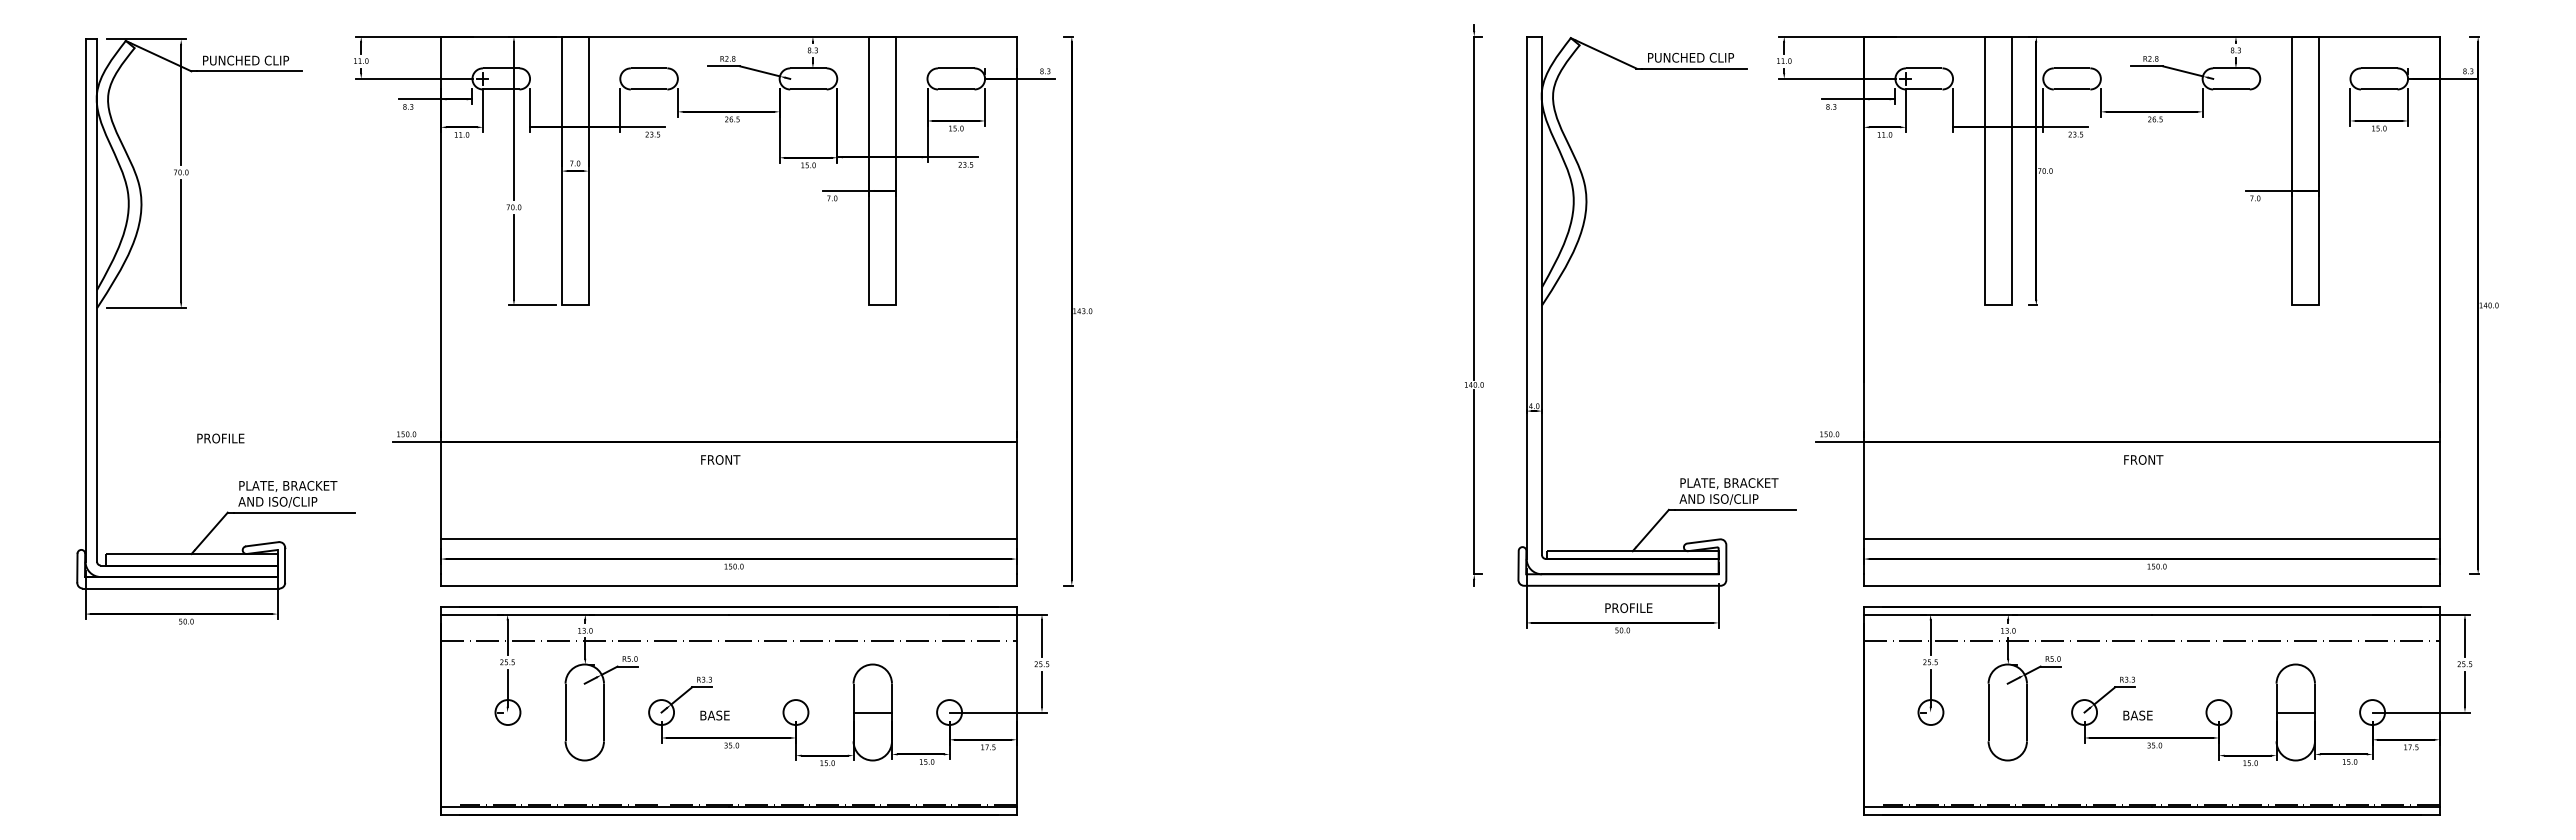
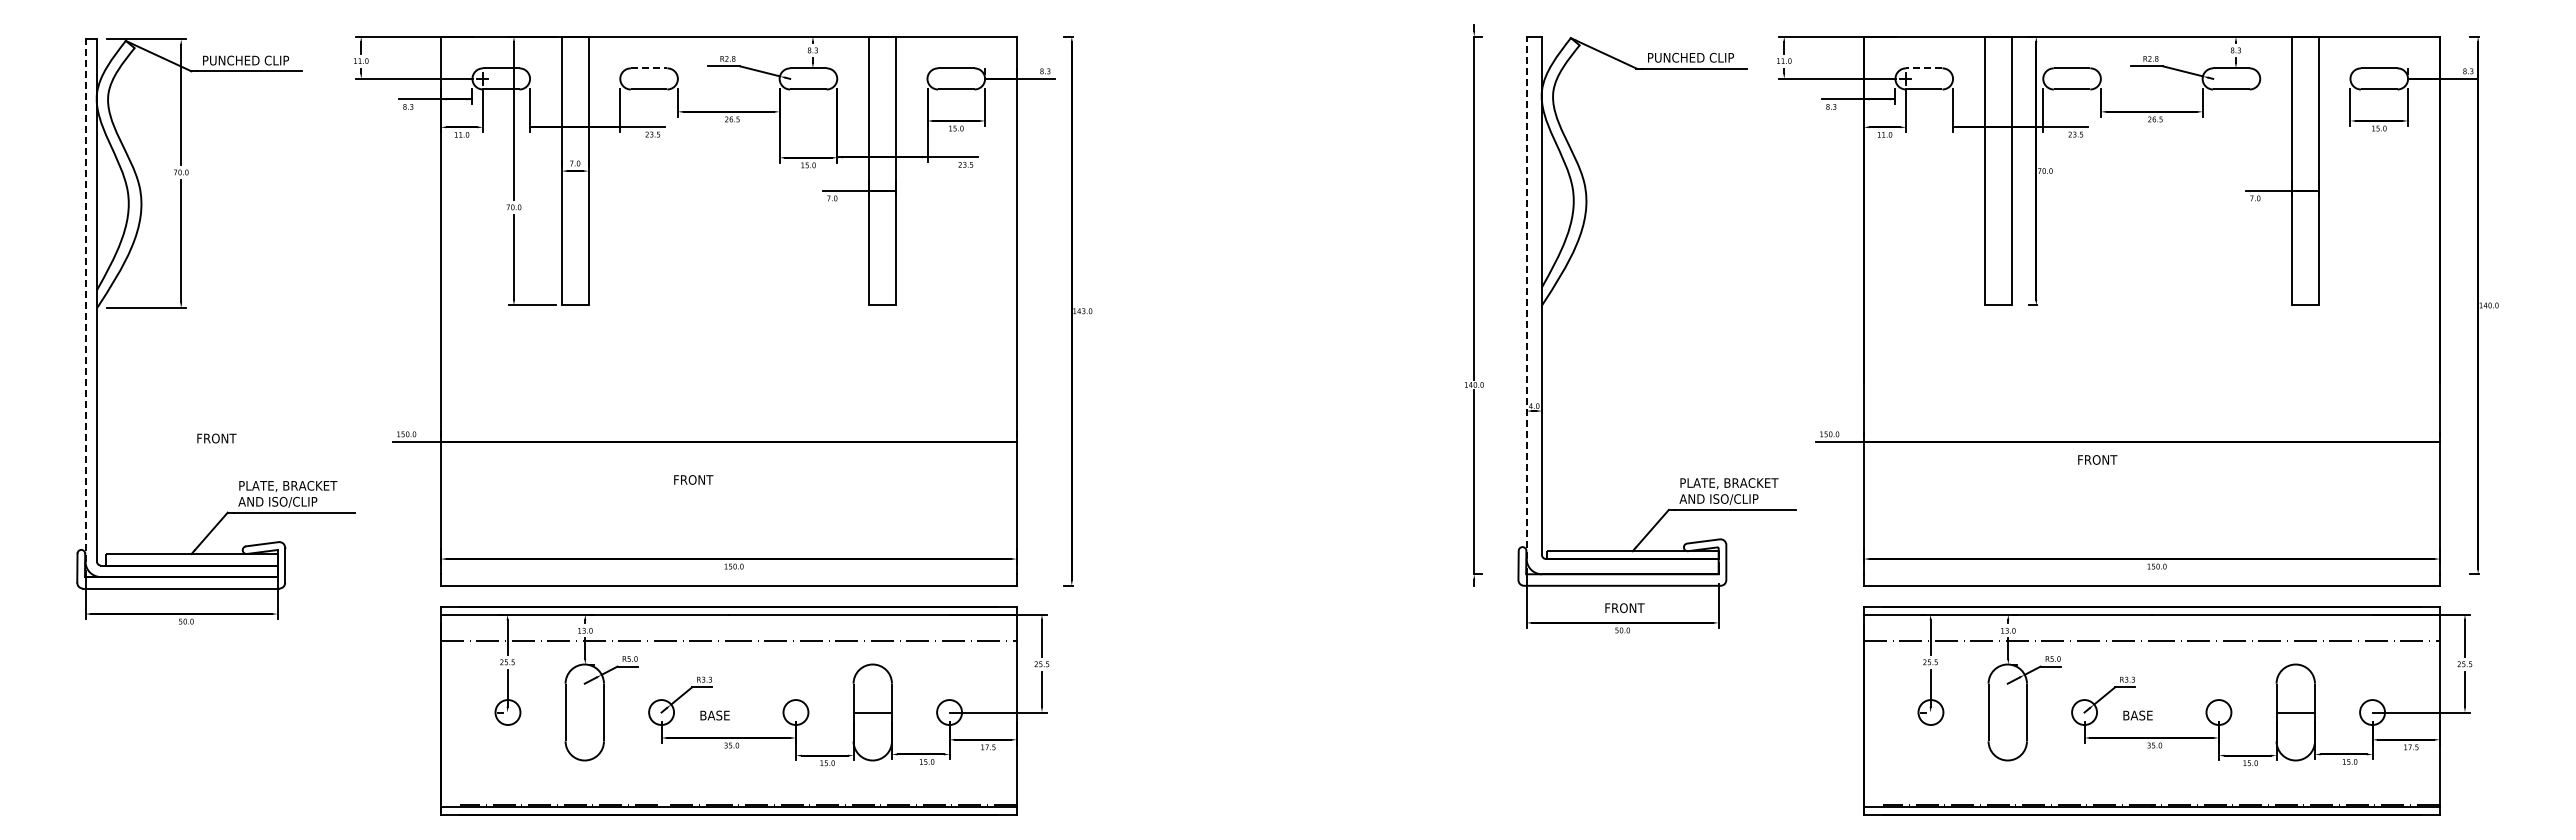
line: solid -> dashed (649, 68)
line: solid -> dashed (1923, 68)
line: solid -> dashed (1526, 297)
line: solid -> dashed (85, 300)
text: PROFILE -> FRONT (221, 438)
text position: (720, 459) -> (693, 479) (693, 479)
text position: (2143, 459) -> (2097, 459) (2097, 459)
line: present -> none (728, 539)
line: present -> none (2151, 539)
text: PROFILE -> FRONT (1629, 607)
